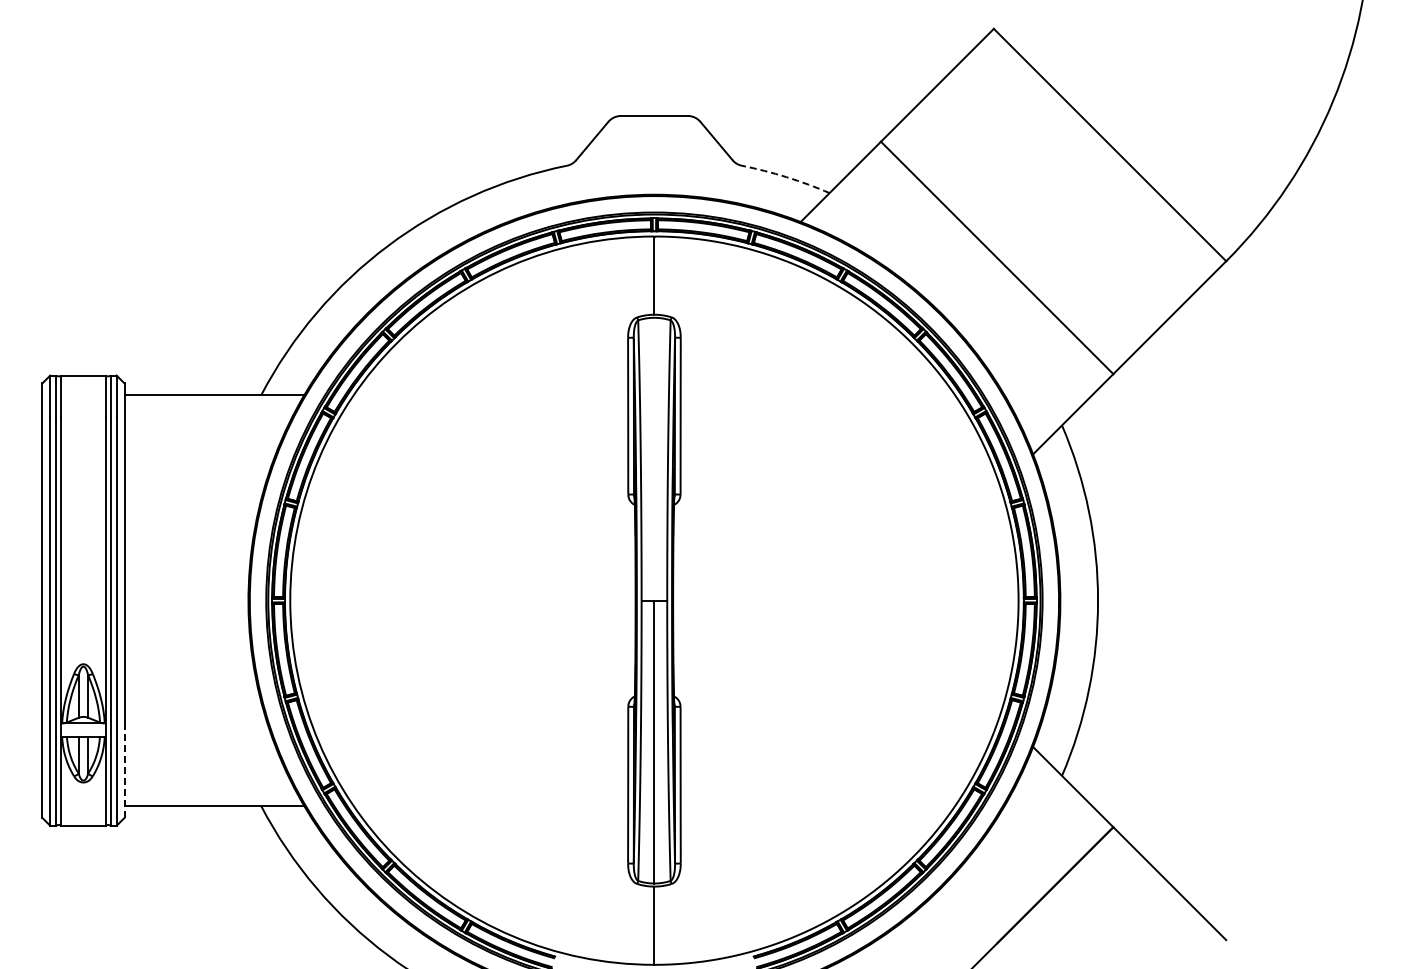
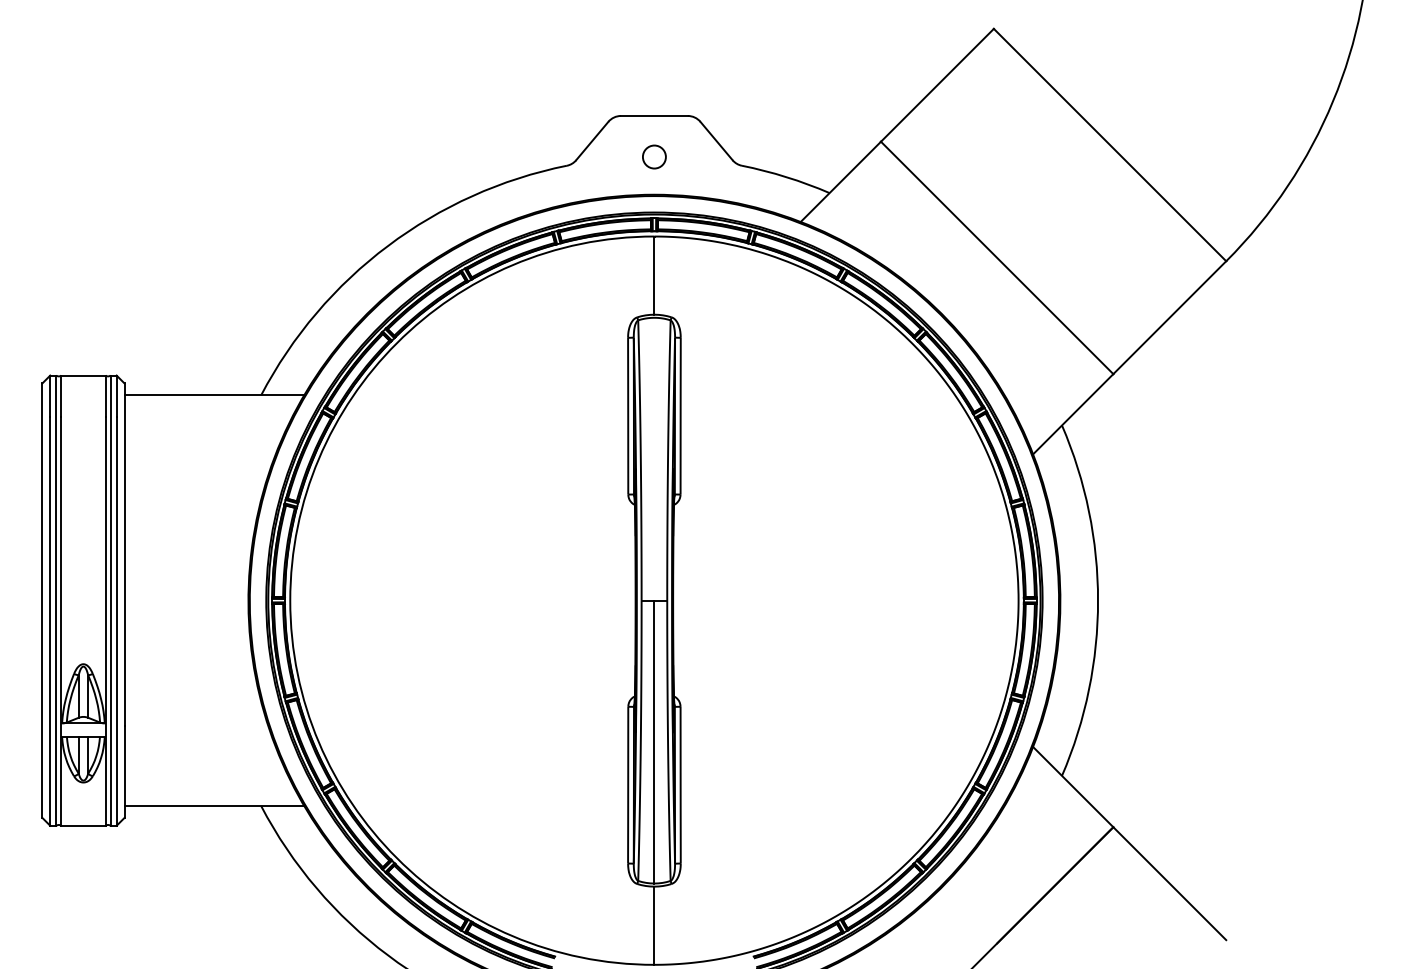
circle: none -> present (654, 156)
arc: dashed -> solid (786, 177)
line: dashed -> solid (124, 771)
